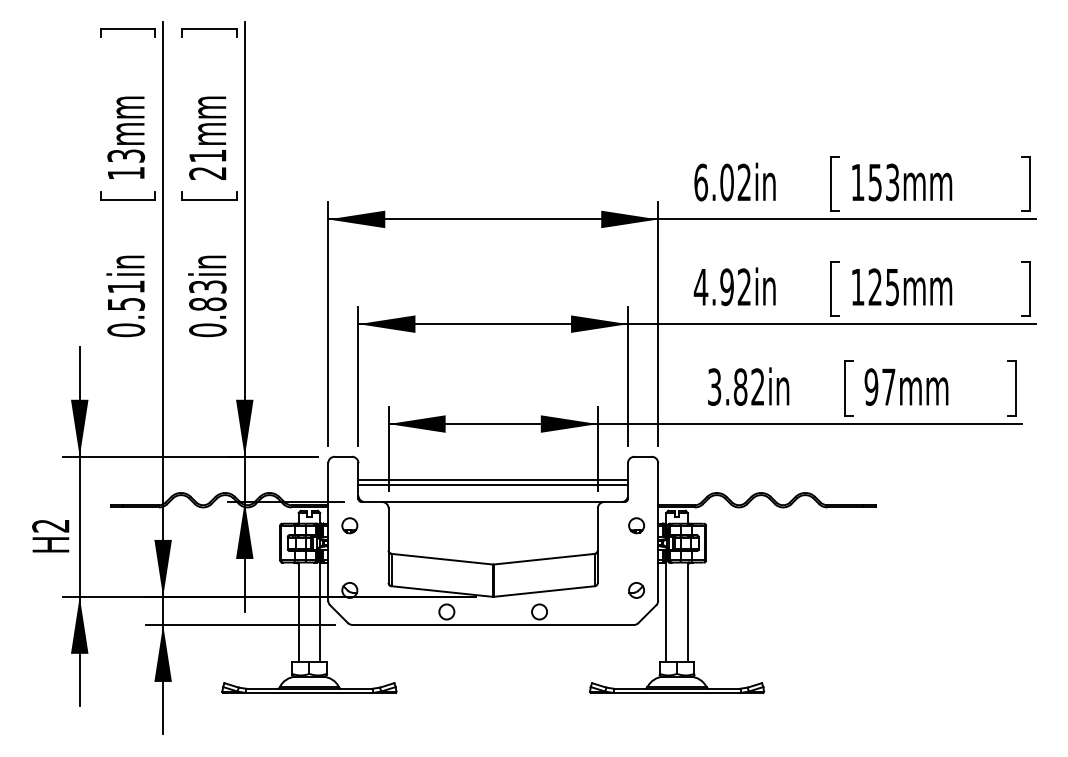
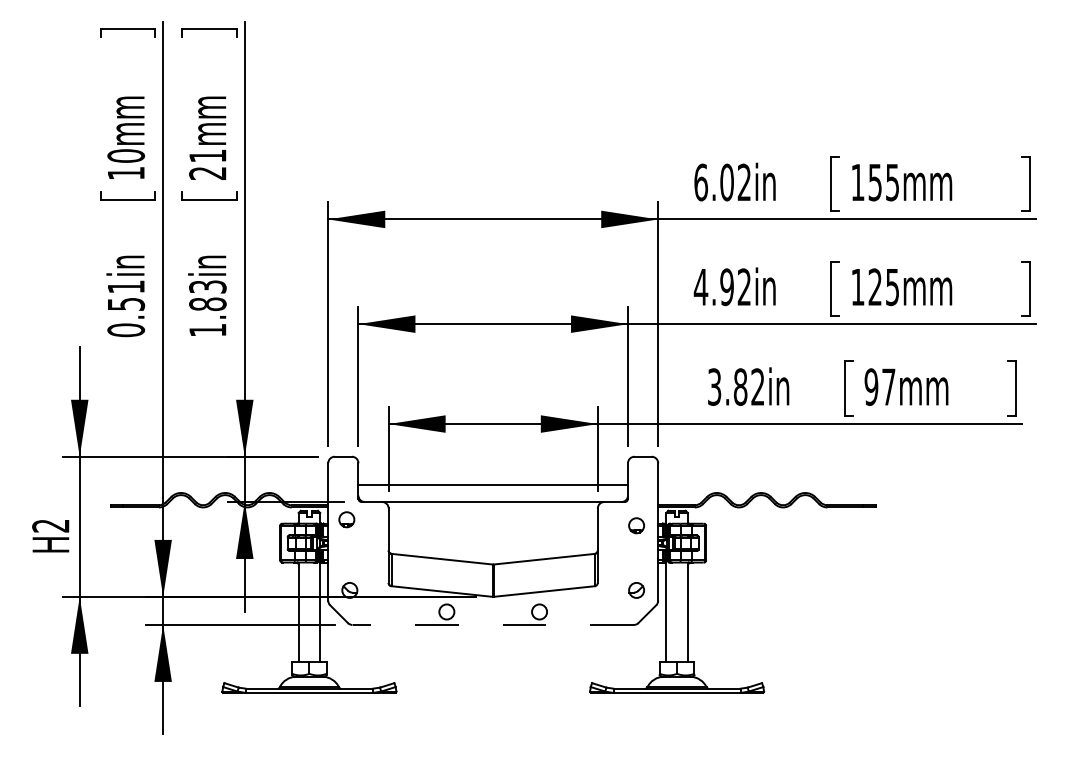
text: 13mm -> 10mm (126, 155)
text: 153mm -> 155mm (892, 181)
text: 0.83in -> 1.83in (207, 330)
line: present -> none (492, 480)
part position: (349, 525) -> (346, 519) (346, 519)
line: solid -> dashed (493, 624)
